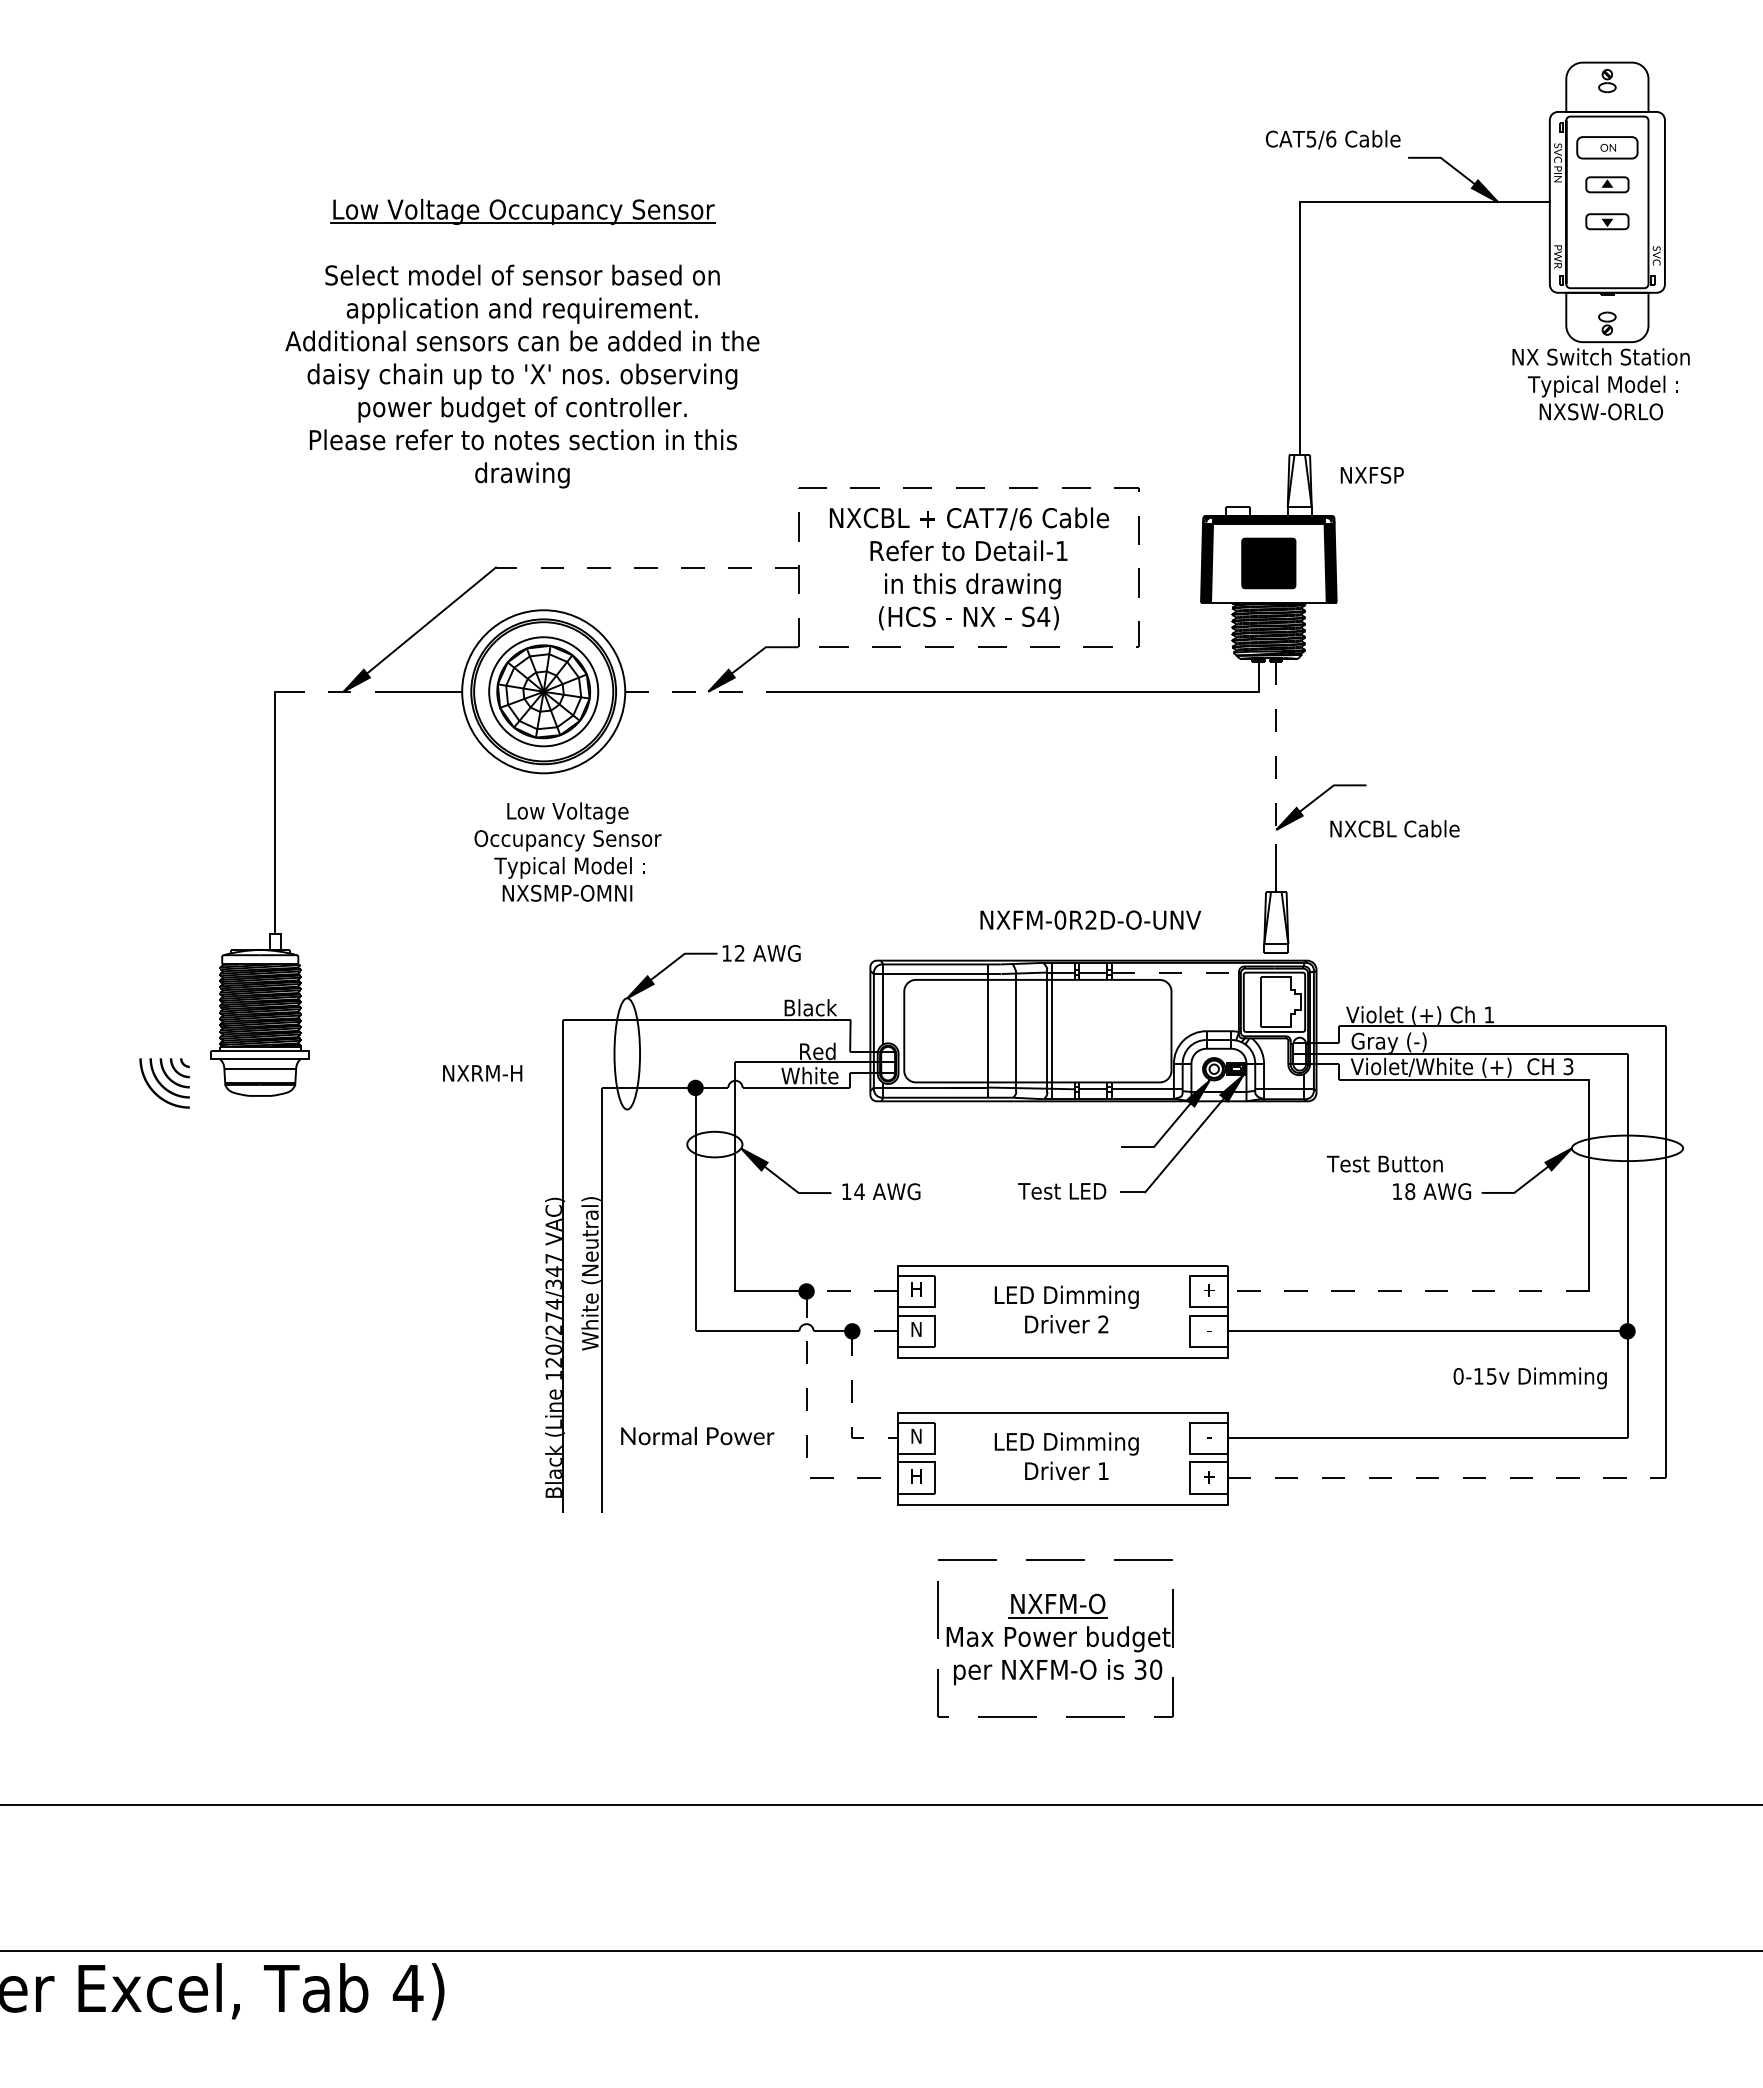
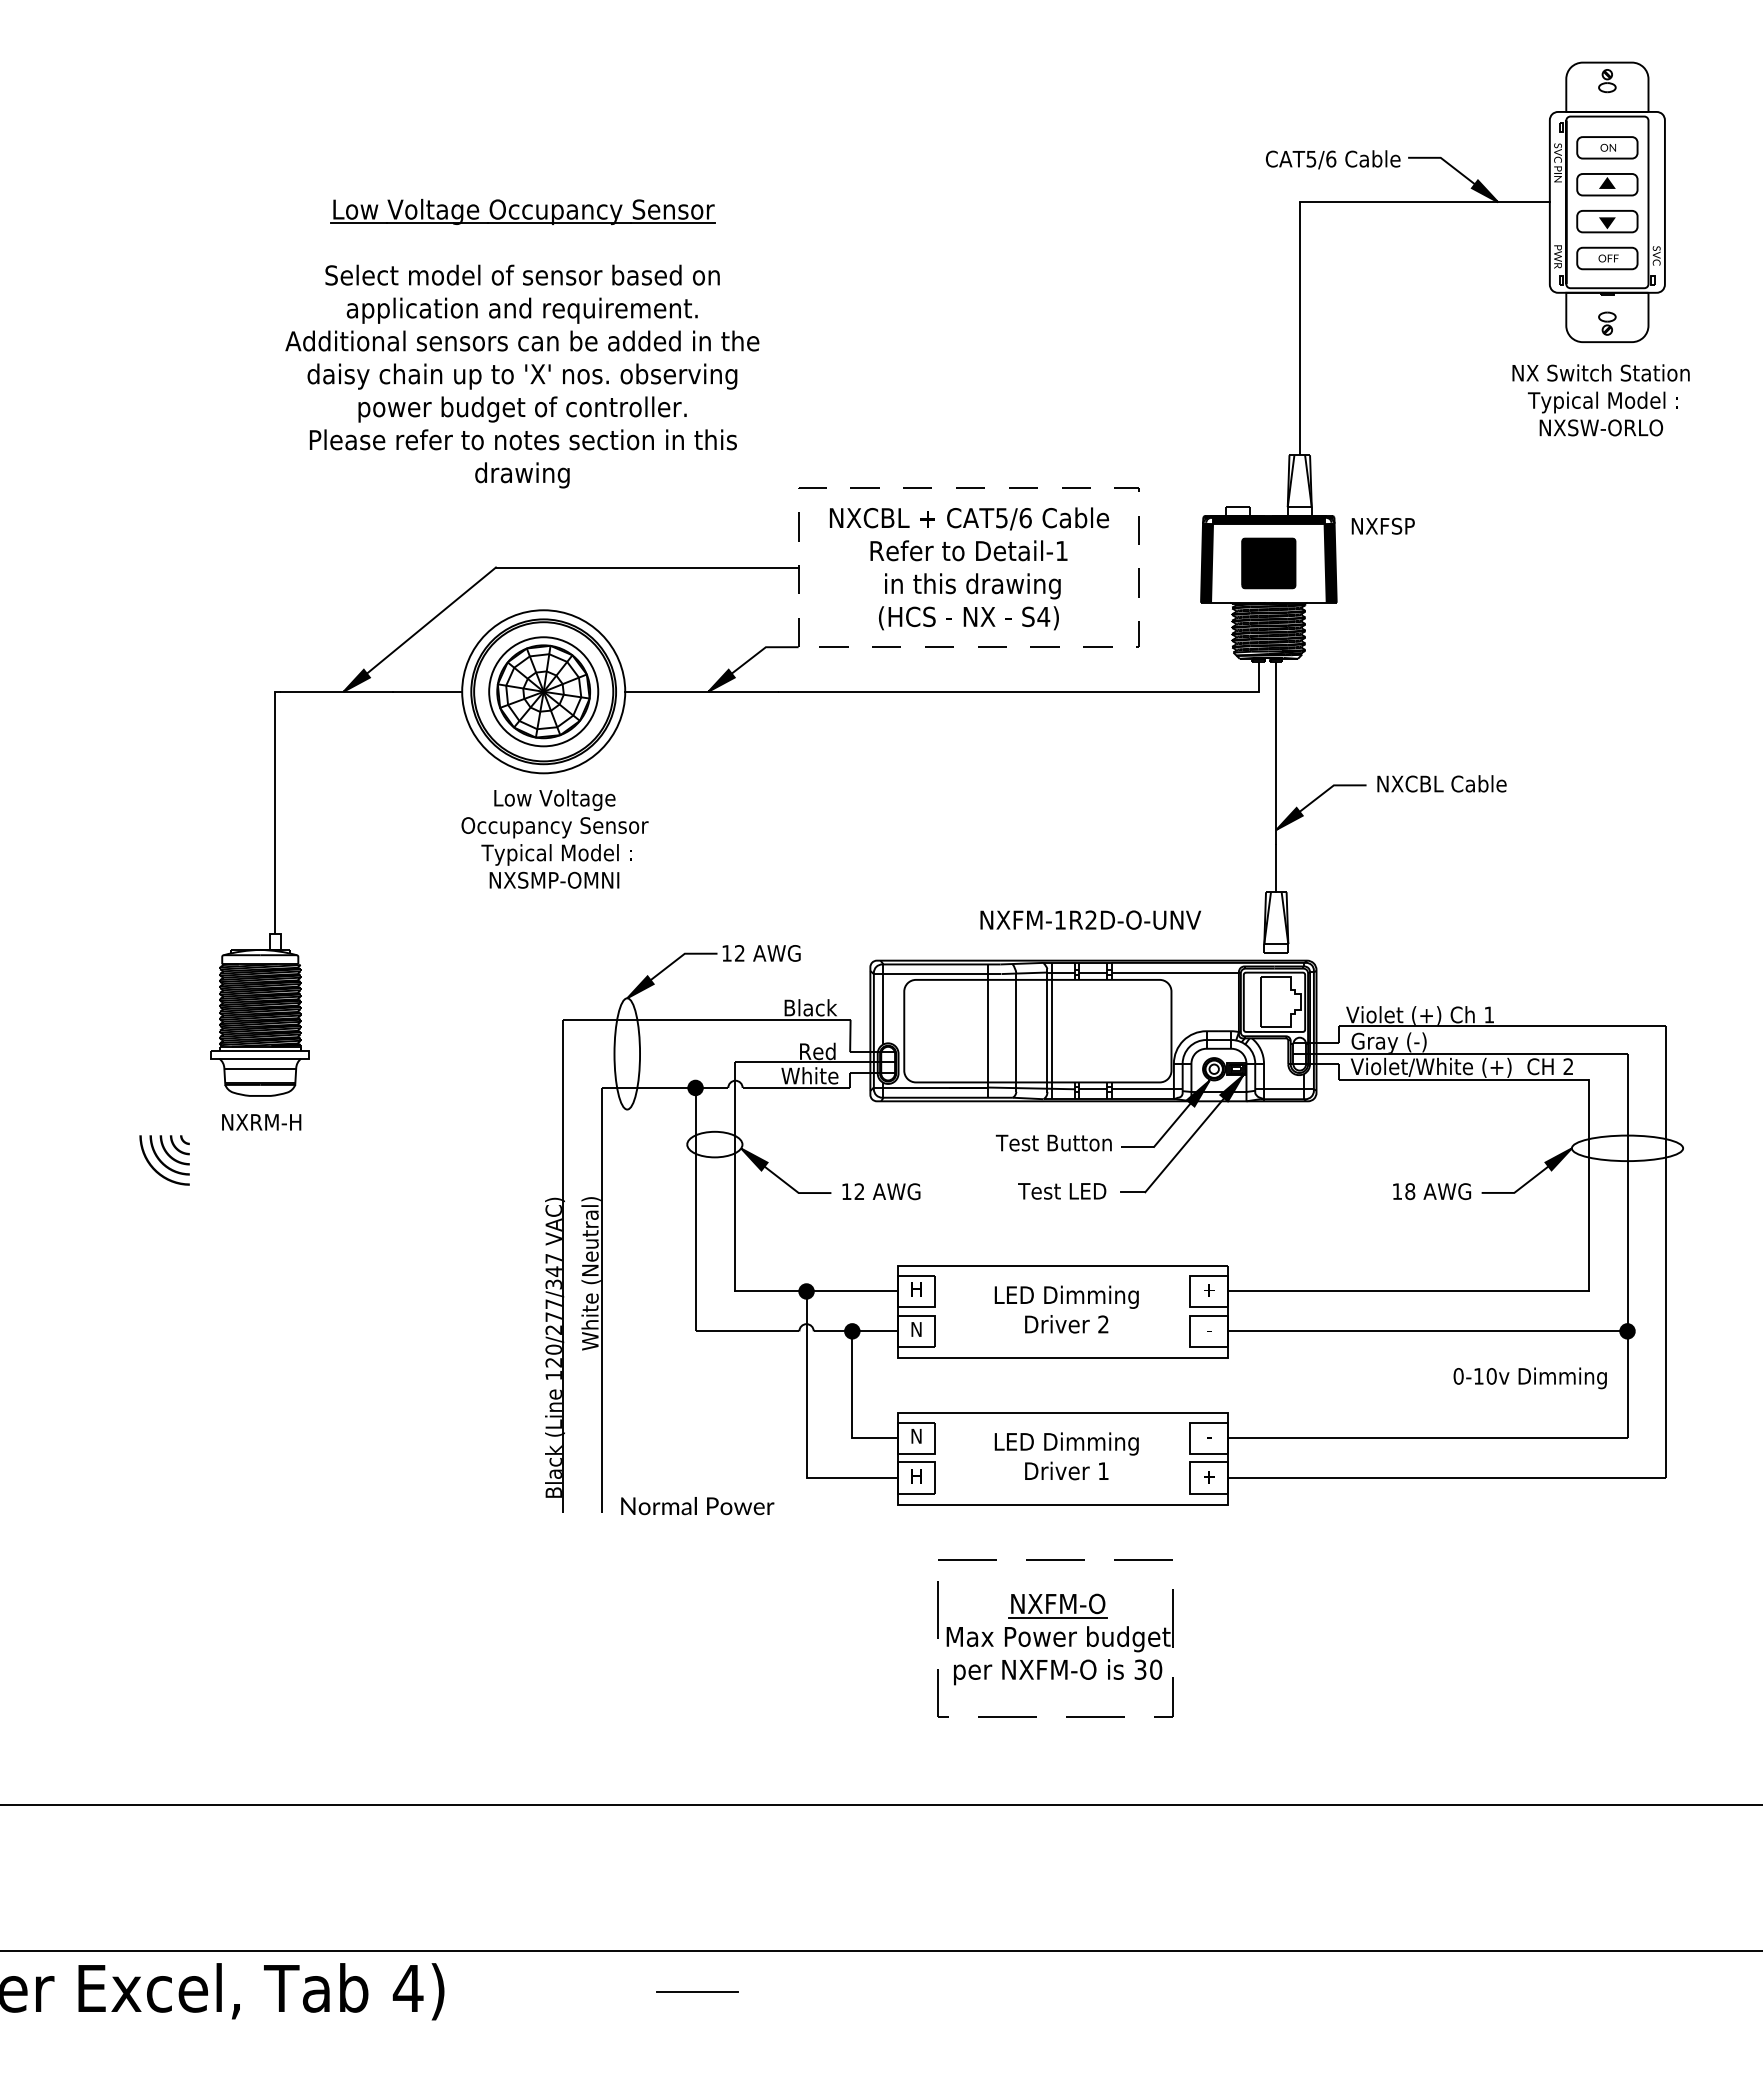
text position: (1333, 139) -> (1333, 159) (1333, 159)
part size: 45x18 px -> 63x24 px (1607, 184)
part size: 45x18 px -> 63x24 px (1607, 221)
part: none -> present (1607, 258)
text position: (1600, 384) -> (1600, 400) (1600, 400)
text position: (1371, 474) -> (1382, 525) (1382, 525)
text: CAT7/6 -> CAT5/6 (1001, 518)
line: dashed -> solid (646, 567)
line: dashed -> solid (337, 691)
line: dashed -> solid (701, 691)
line: dashed -> solid (1276, 753)
text position: (1394, 828) -> (1441, 783) (1441, 783)
text position: (567, 851) -> (554, 838) (554, 838)
text: NXFM-0R2D-O-UNV -> NXFM-1R2D-O-UNV (1060, 919)
line: dashed -> solid (1175, 972)
text: 3 -> 2 (1568, 1066)
text position: (482, 1073) -> (261, 1122) (261, 1122)
part position: (164, 1083) -> (164, 1160) (164, 1160)
text position: (1384, 1163) -> (1053, 1142) (1053, 1142)
text: 14 -> 12 (859, 1191)
line: dashed -> solid (1408, 1291)
text: 120/274/347 -> 120/277/347 (553, 1304)
text: 0-15v -> 0-10v (1491, 1376)
line: dashed -> solid (806, 1385)
line: dashed -> solid (852, 1385)
text position: (697, 1436) -> (697, 1506) (697, 1506)
line: dashed -> solid (1446, 1478)
line: none -> present (697, 1992)
